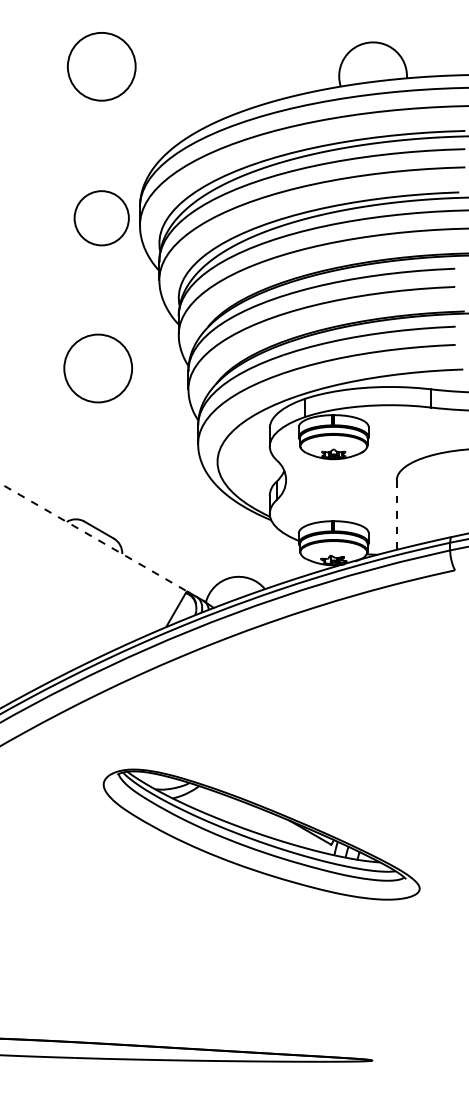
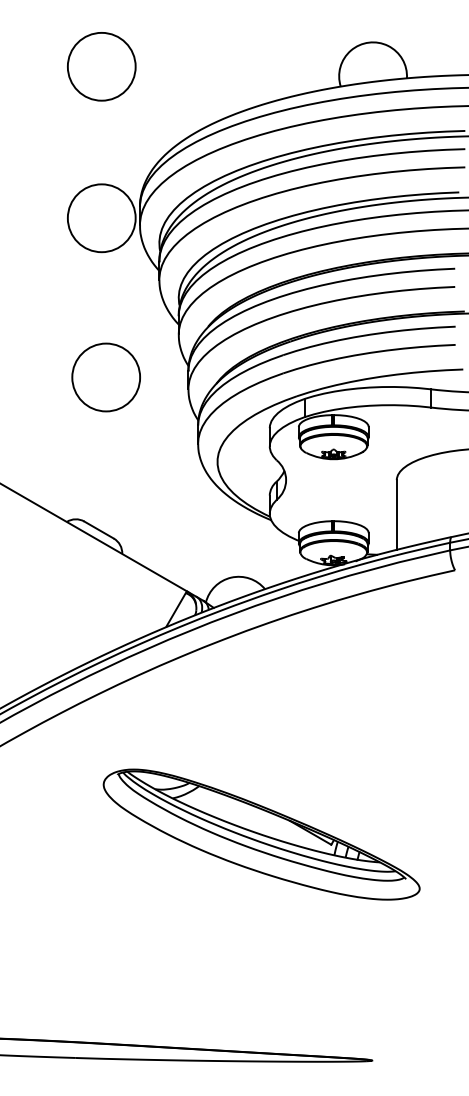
circle diameter: 54 px -> 68 px (101, 218)
circle position: (97, 368) -> (105, 377) (105, 377)
line: dashed -> solid (396, 515)
line: dashed -> solid (93, 537)
